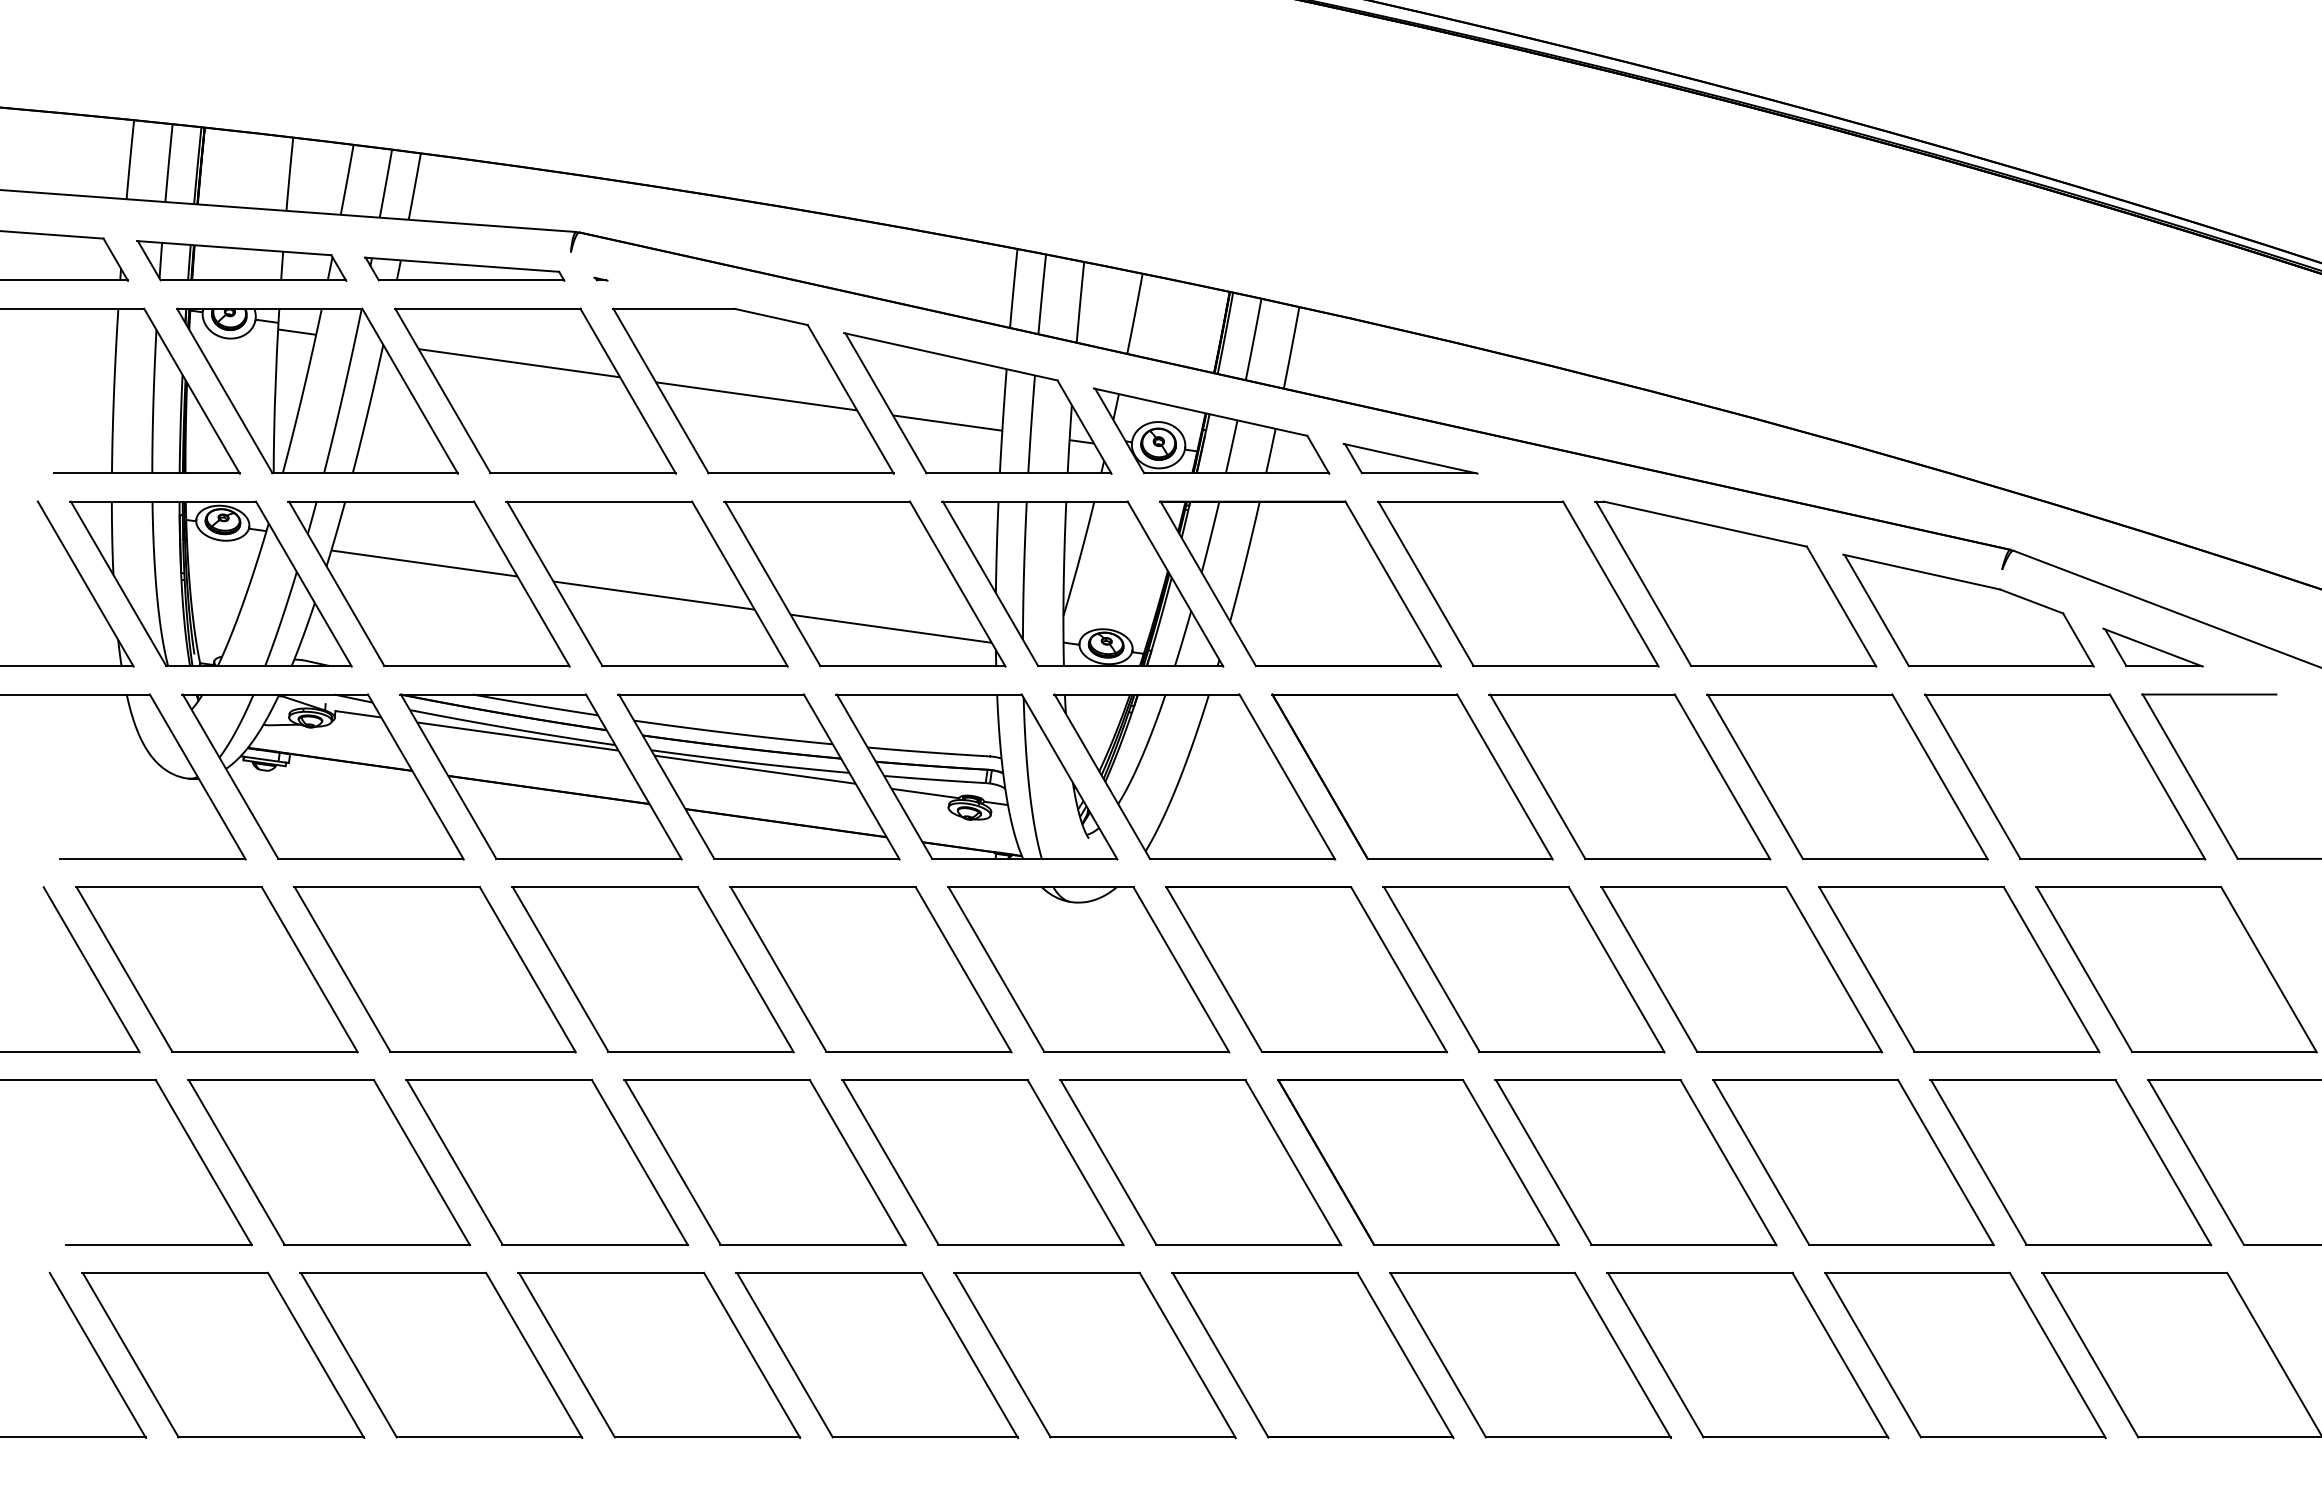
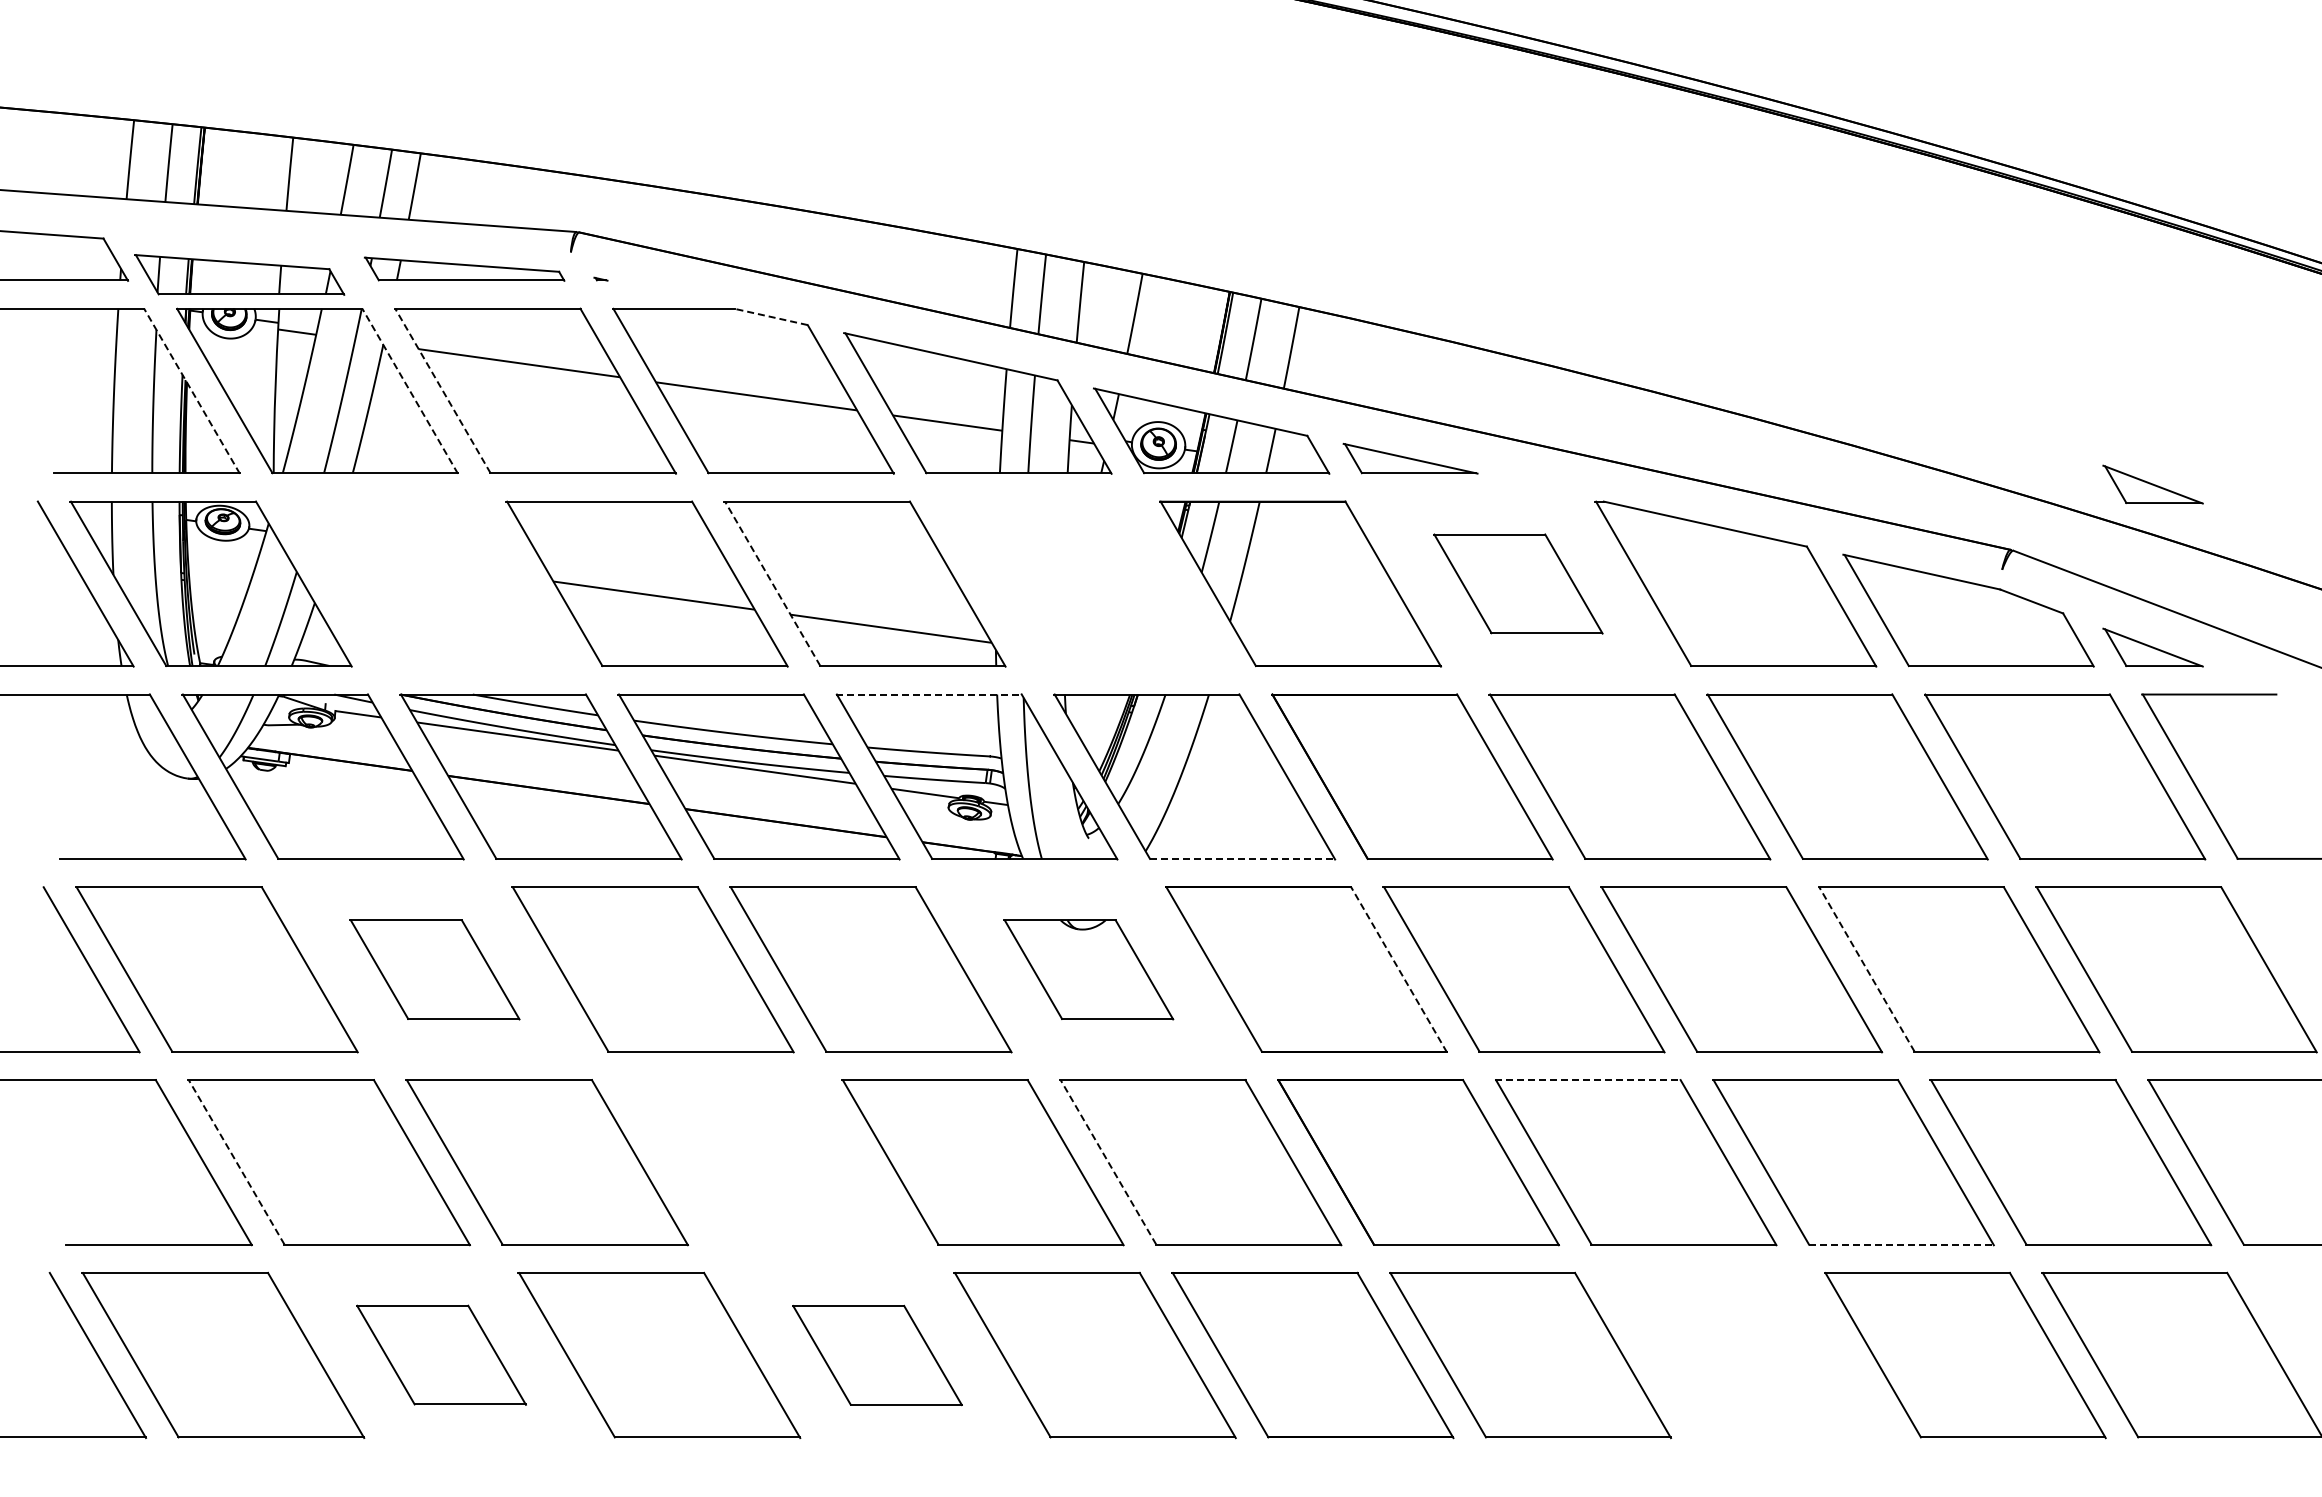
part position: (241, 260) -> (239, 274) (239, 274)
line: solid -> dashed (771, 316)
line: solid -> dashed (191, 390)
line: solid -> dashed (409, 390)
line: solid -> dashed (442, 391)
part: none -> present (2152, 484)
part: present -> none (428, 583)
line: solid -> dashed (772, 583)
part: present -> none (1082, 583)
part size: 283x168 px -> 171x102 px (1518, 583)
line: solid -> dashed (928, 694)
line: solid -> dashed (1242, 858)
part size: 284x168 px -> 172x102 px (434, 969)
part size: 284x168 px -> 172x102 px (1088, 969)
line: solid -> dashed (1398, 969)
line: solid -> dashed (1867, 969)
line: solid -> dashed (1588, 1080)
line: solid -> dashed (236, 1161)
line: solid -> dashed (1108, 1161)
part: present -> none (764, 1162)
line: solid -> dashed (1901, 1244)
part size: 285x168 px -> 171x102 px (441, 1354)
part size: 285x169 px -> 171x103 px (877, 1355)
part: present -> none (1747, 1355)
